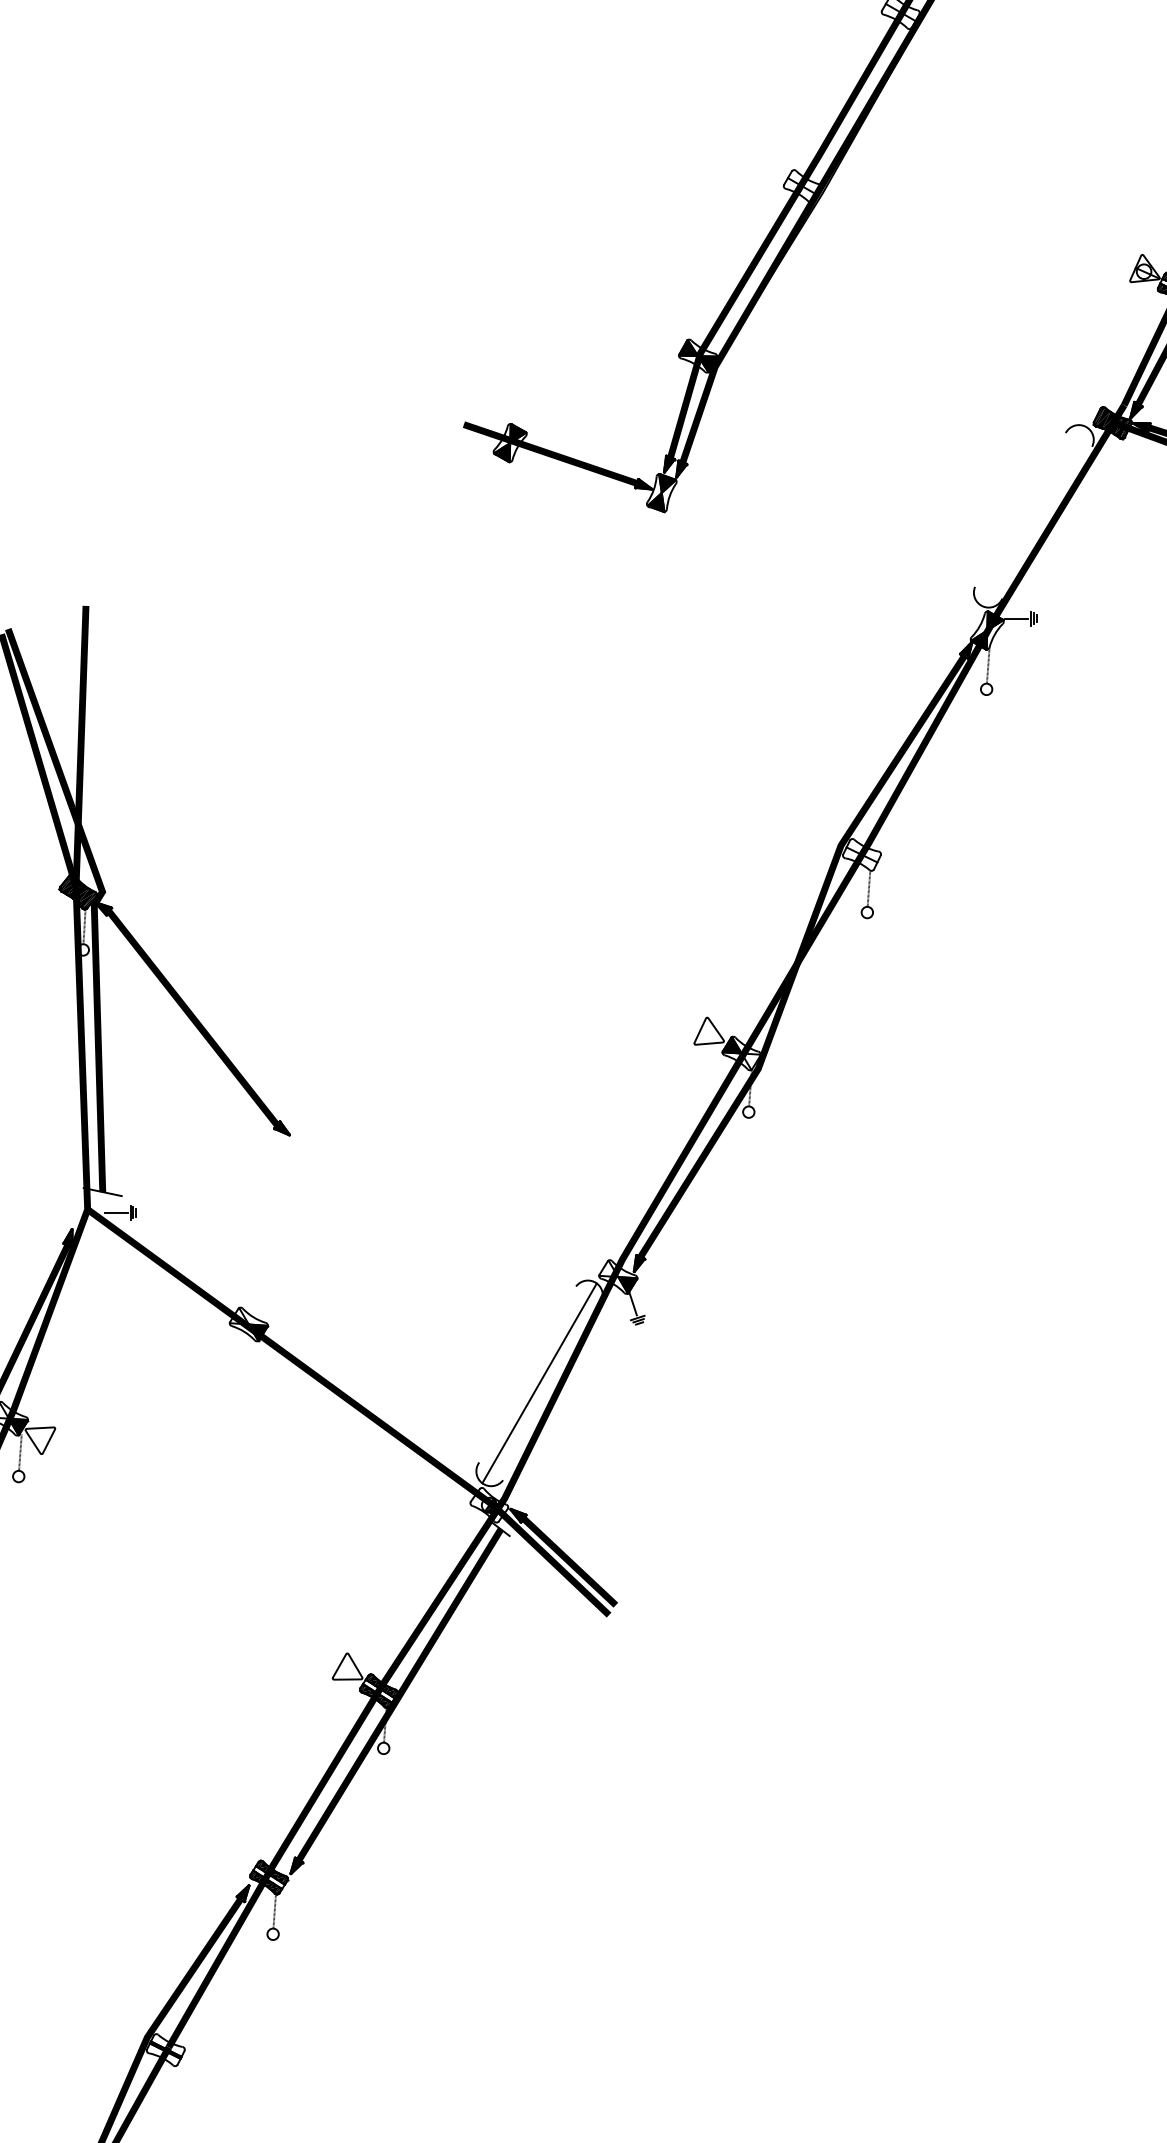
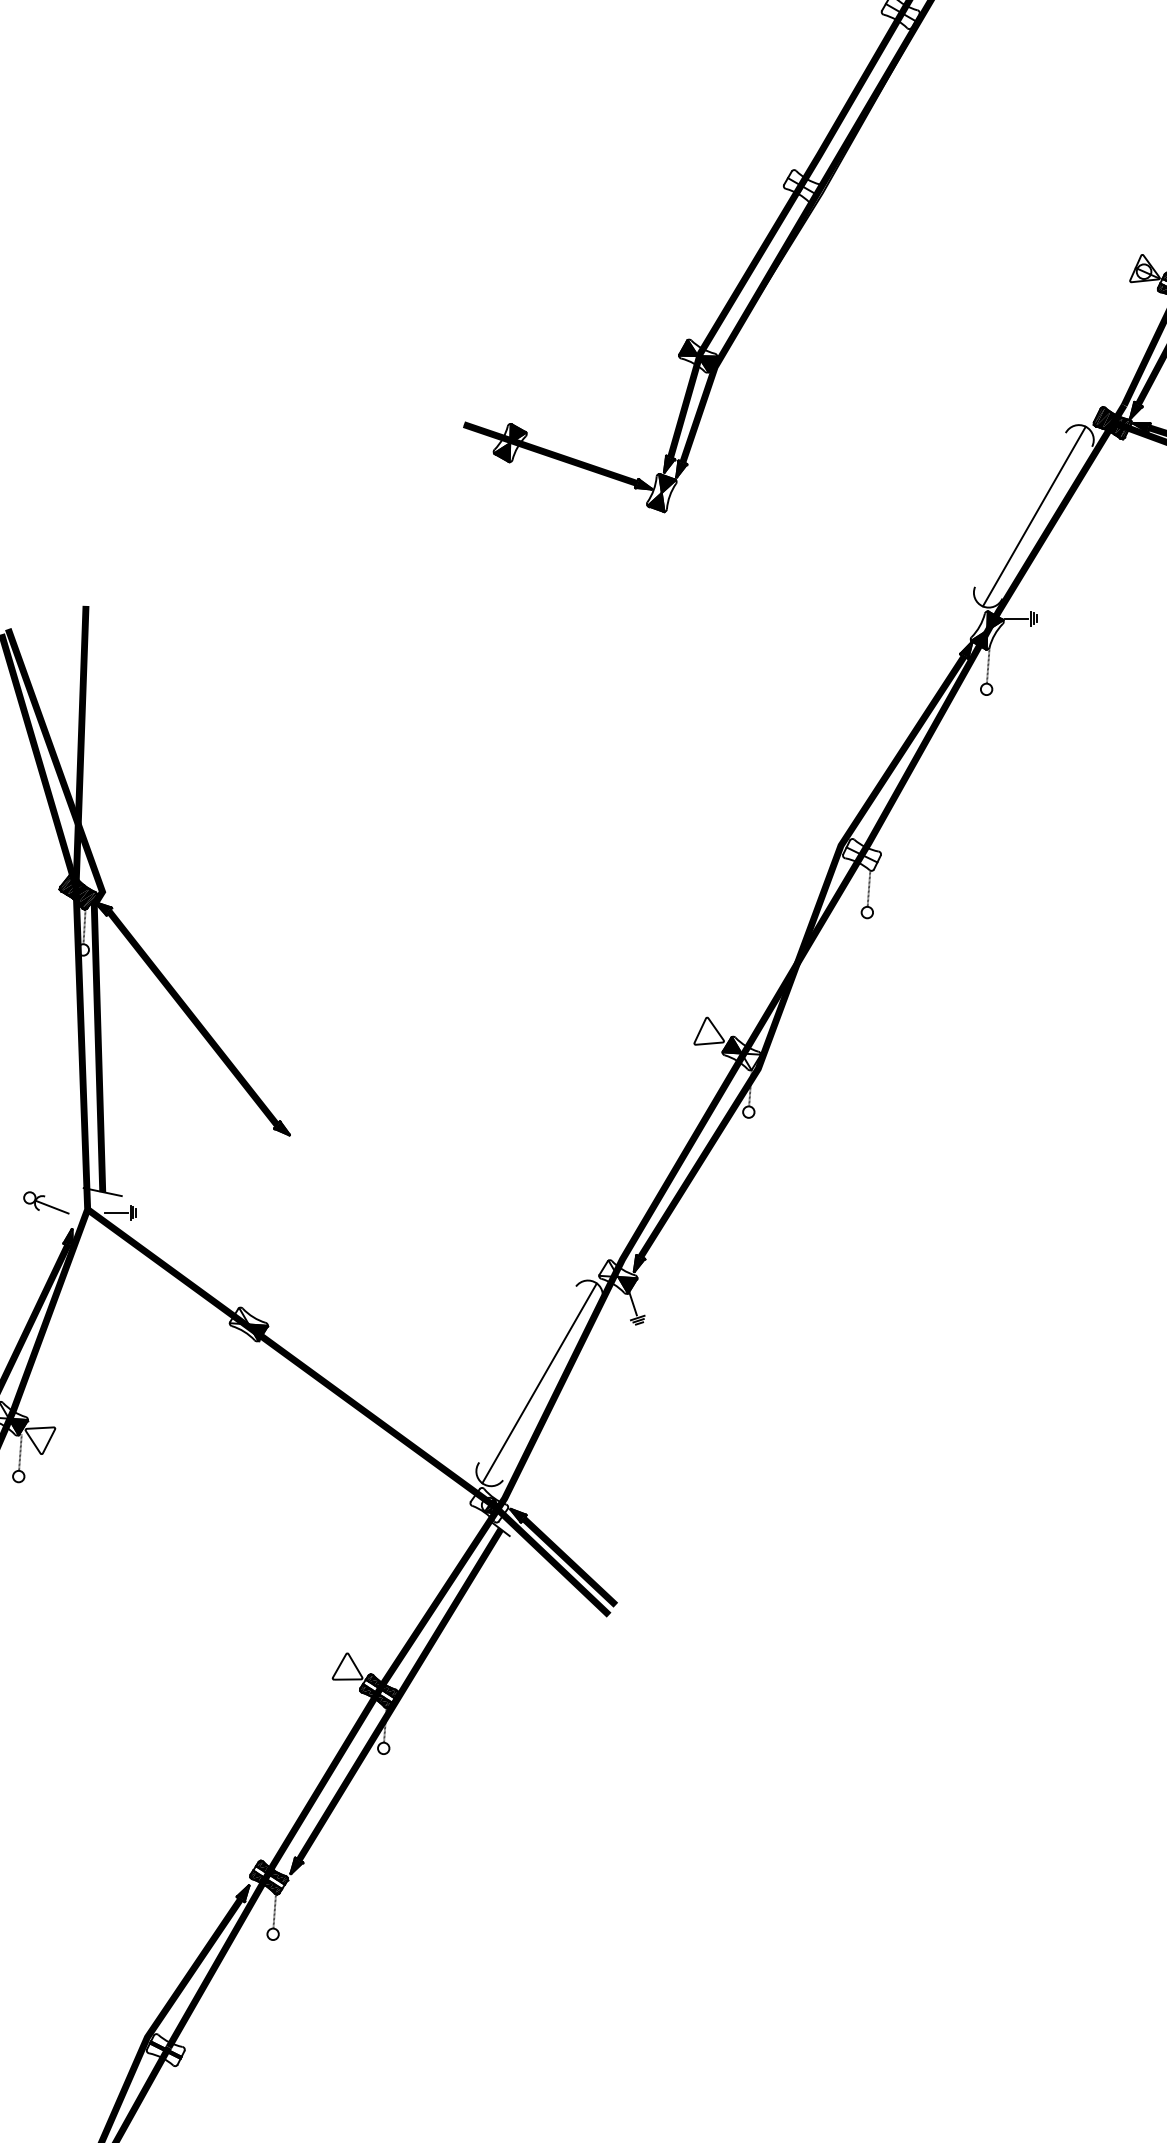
line: none -> present (1033, 516)
part: none -> present (46, 1202)
